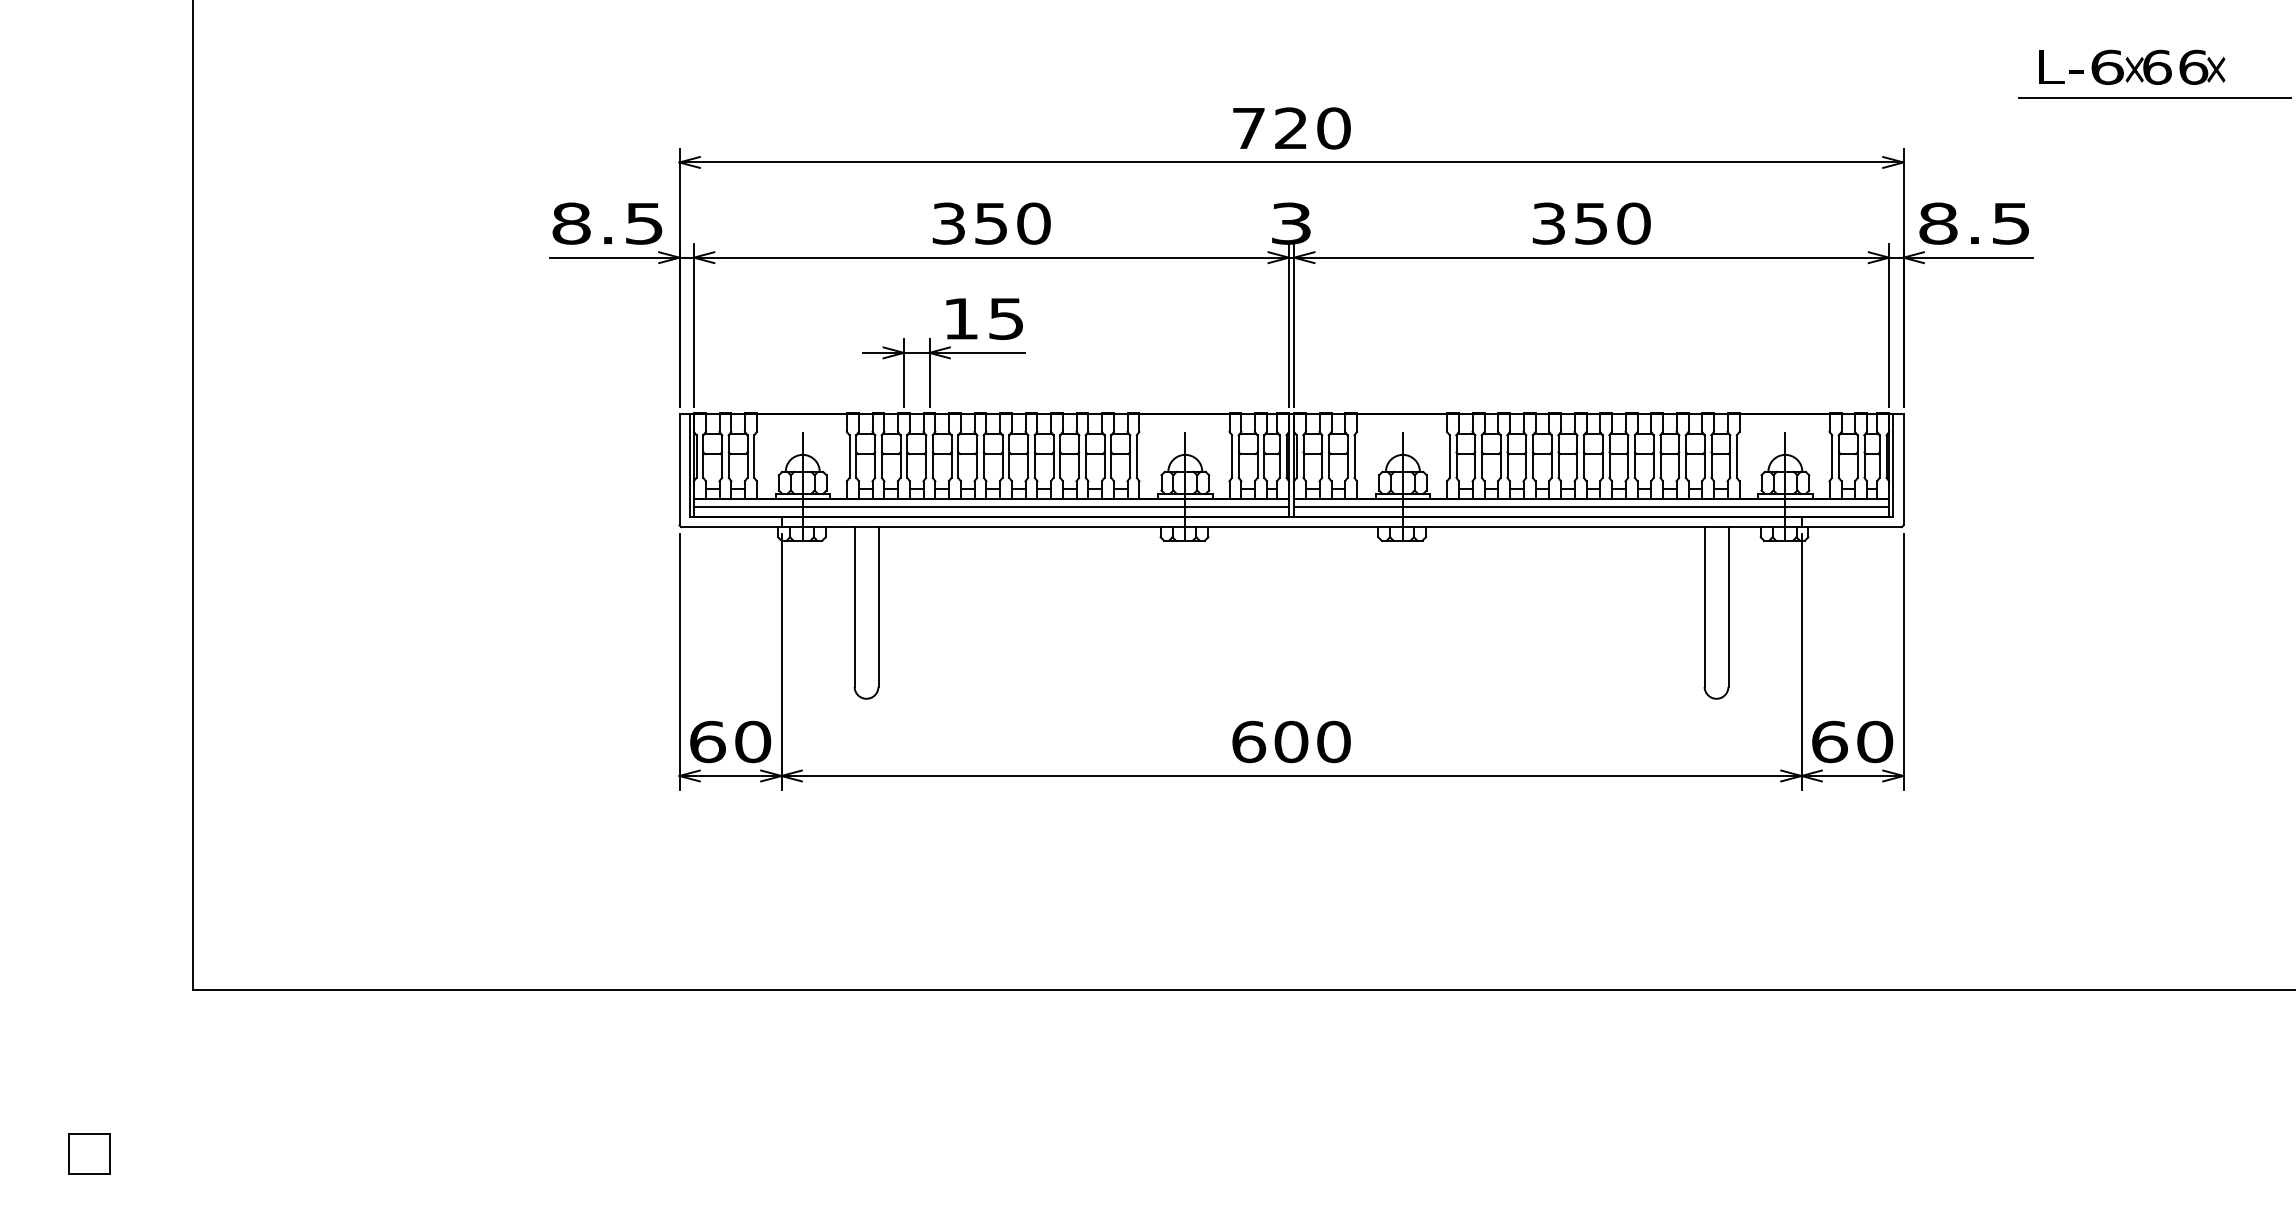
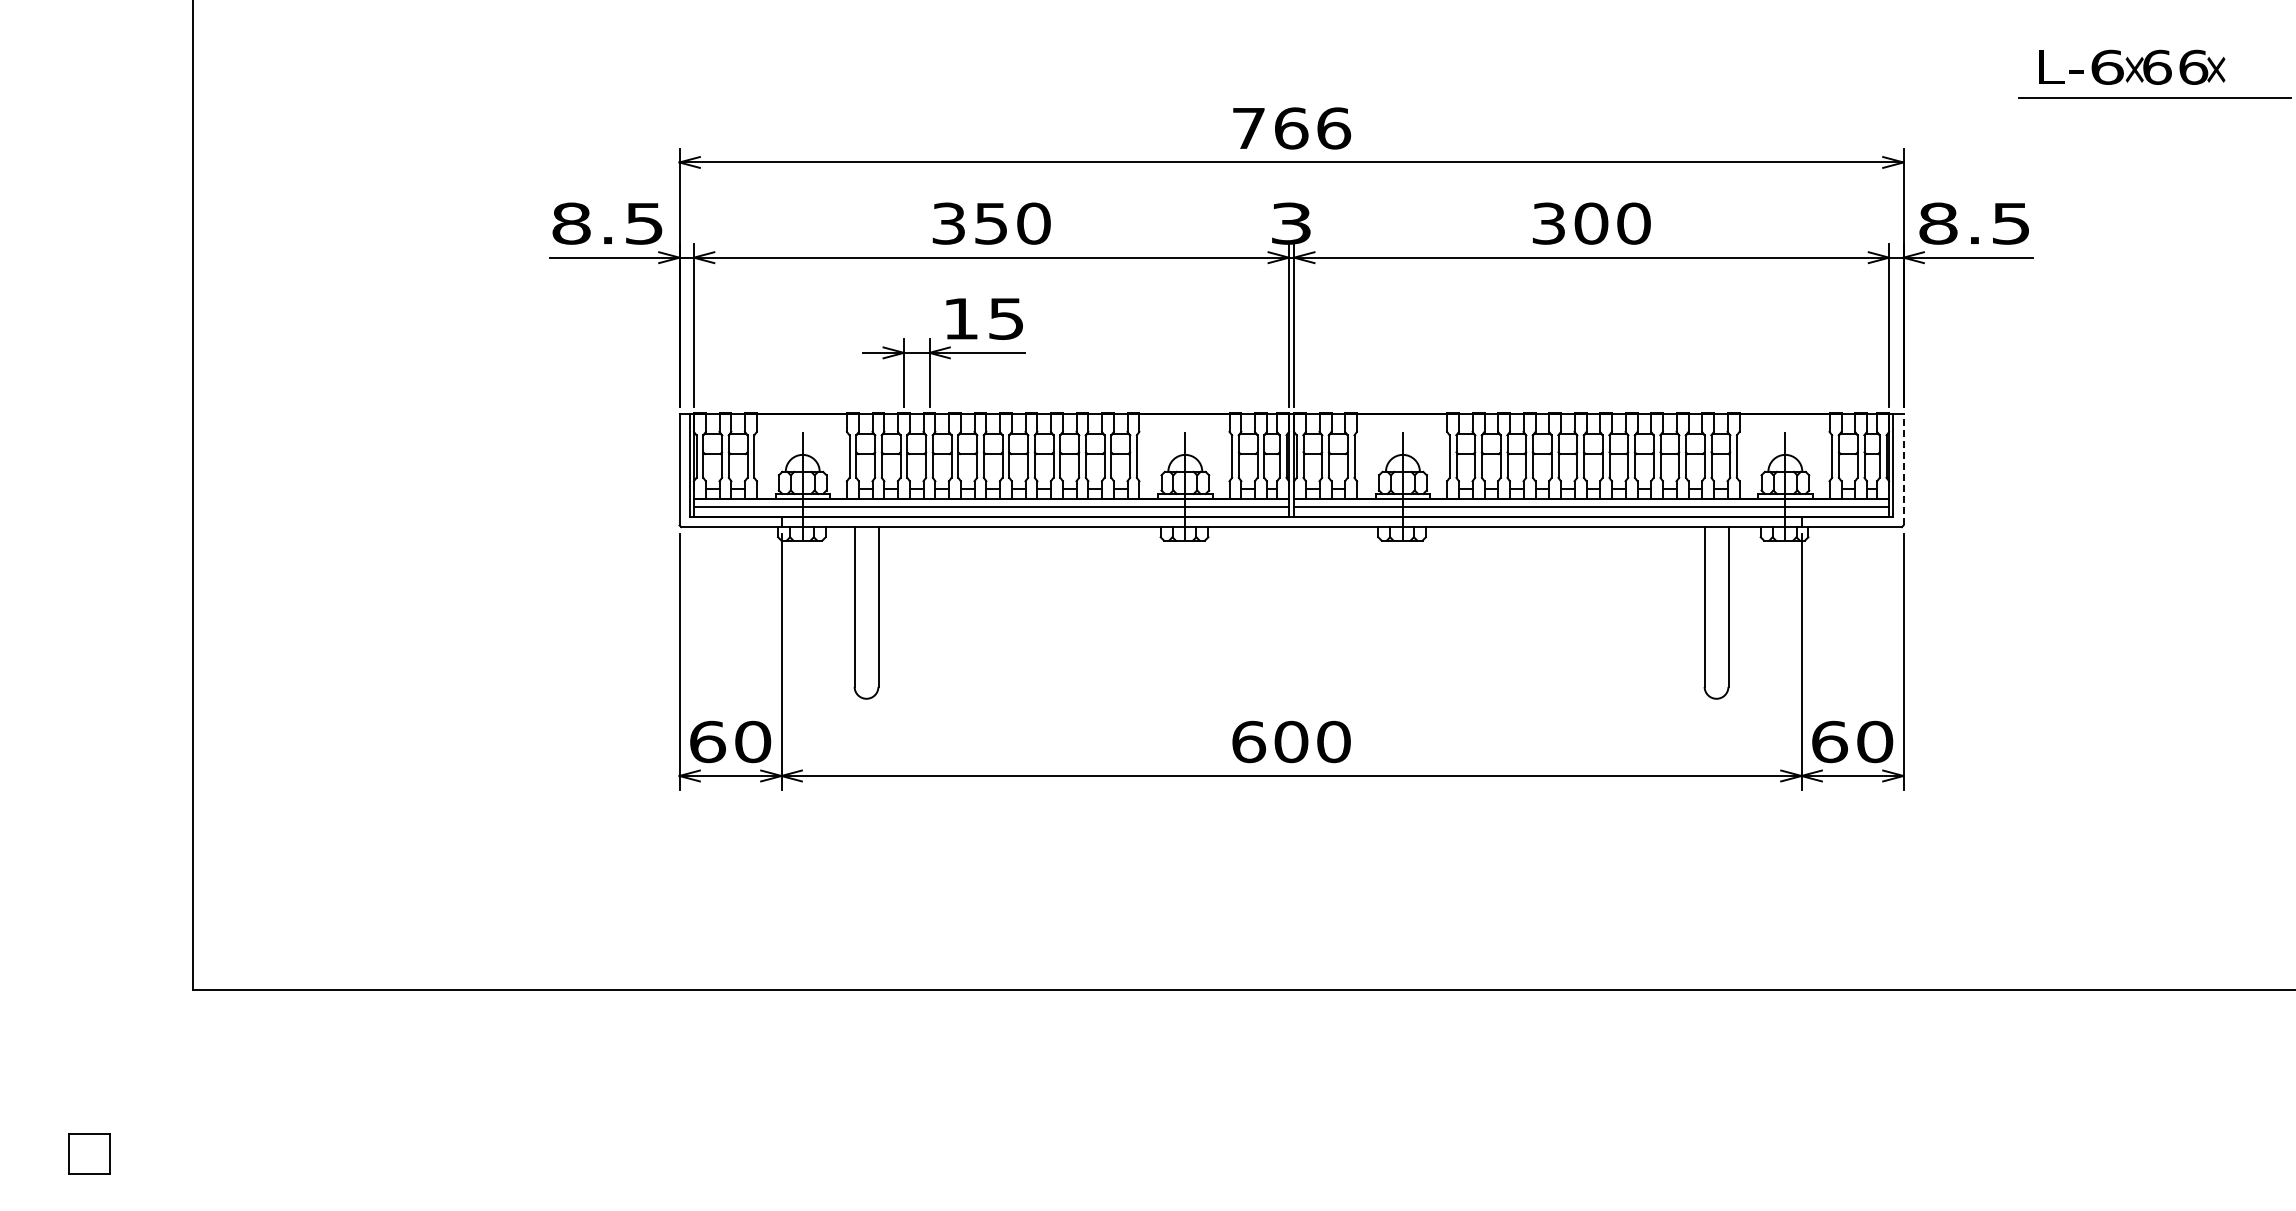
text: 720 -> 766 (1313, 128)
text: 350 -> 300 (1591, 223)
line: solid -> dashed (1903, 469)
